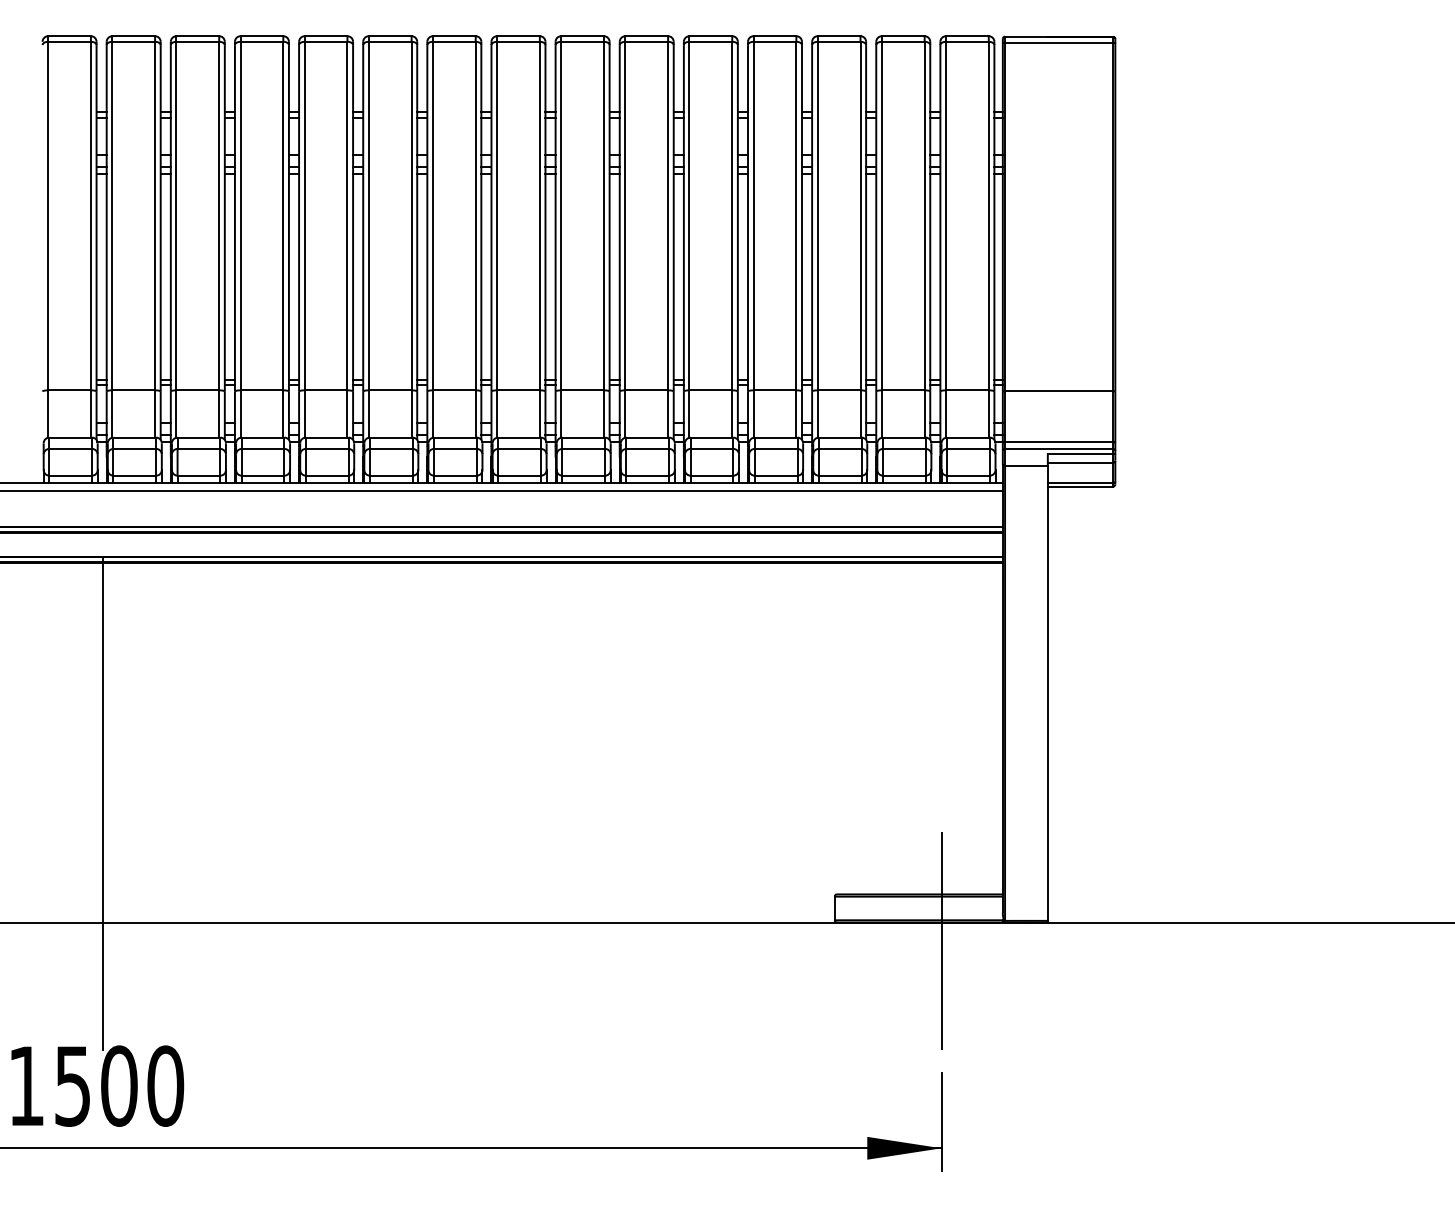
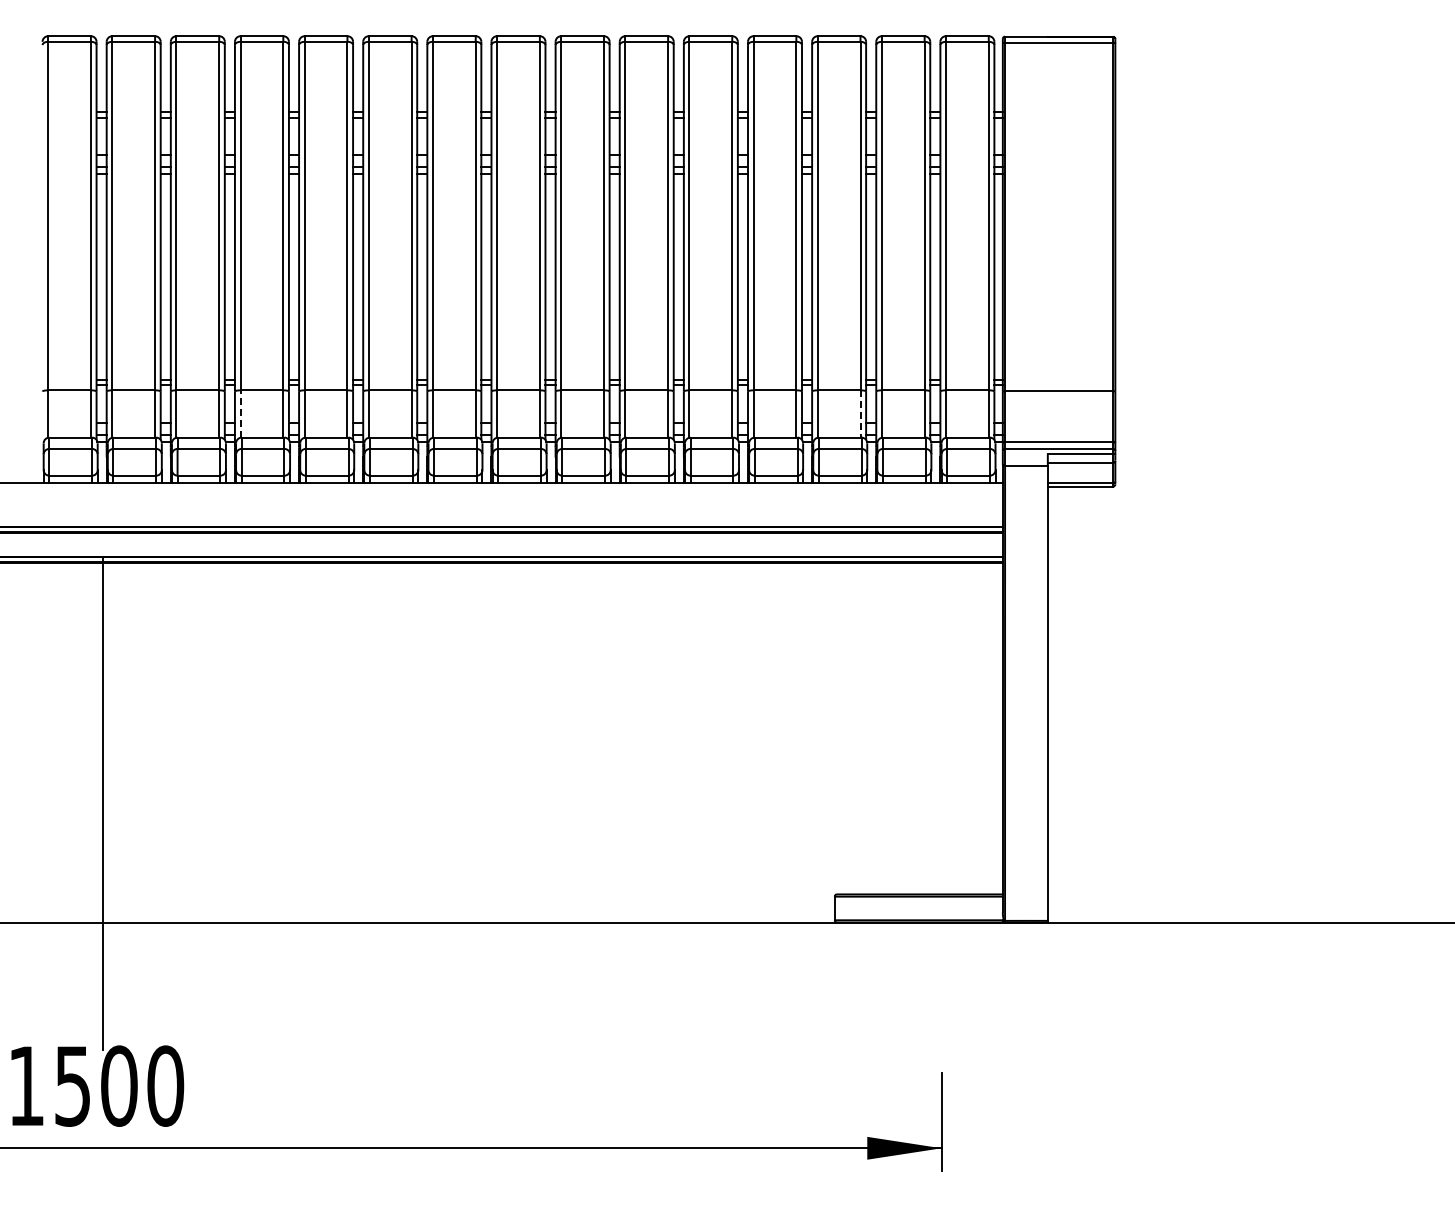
line: solid -> dashed (860, 413)
line: solid -> dashed (240, 414)
line: present -> none (502, 490)
line: present -> none (941, 940)
